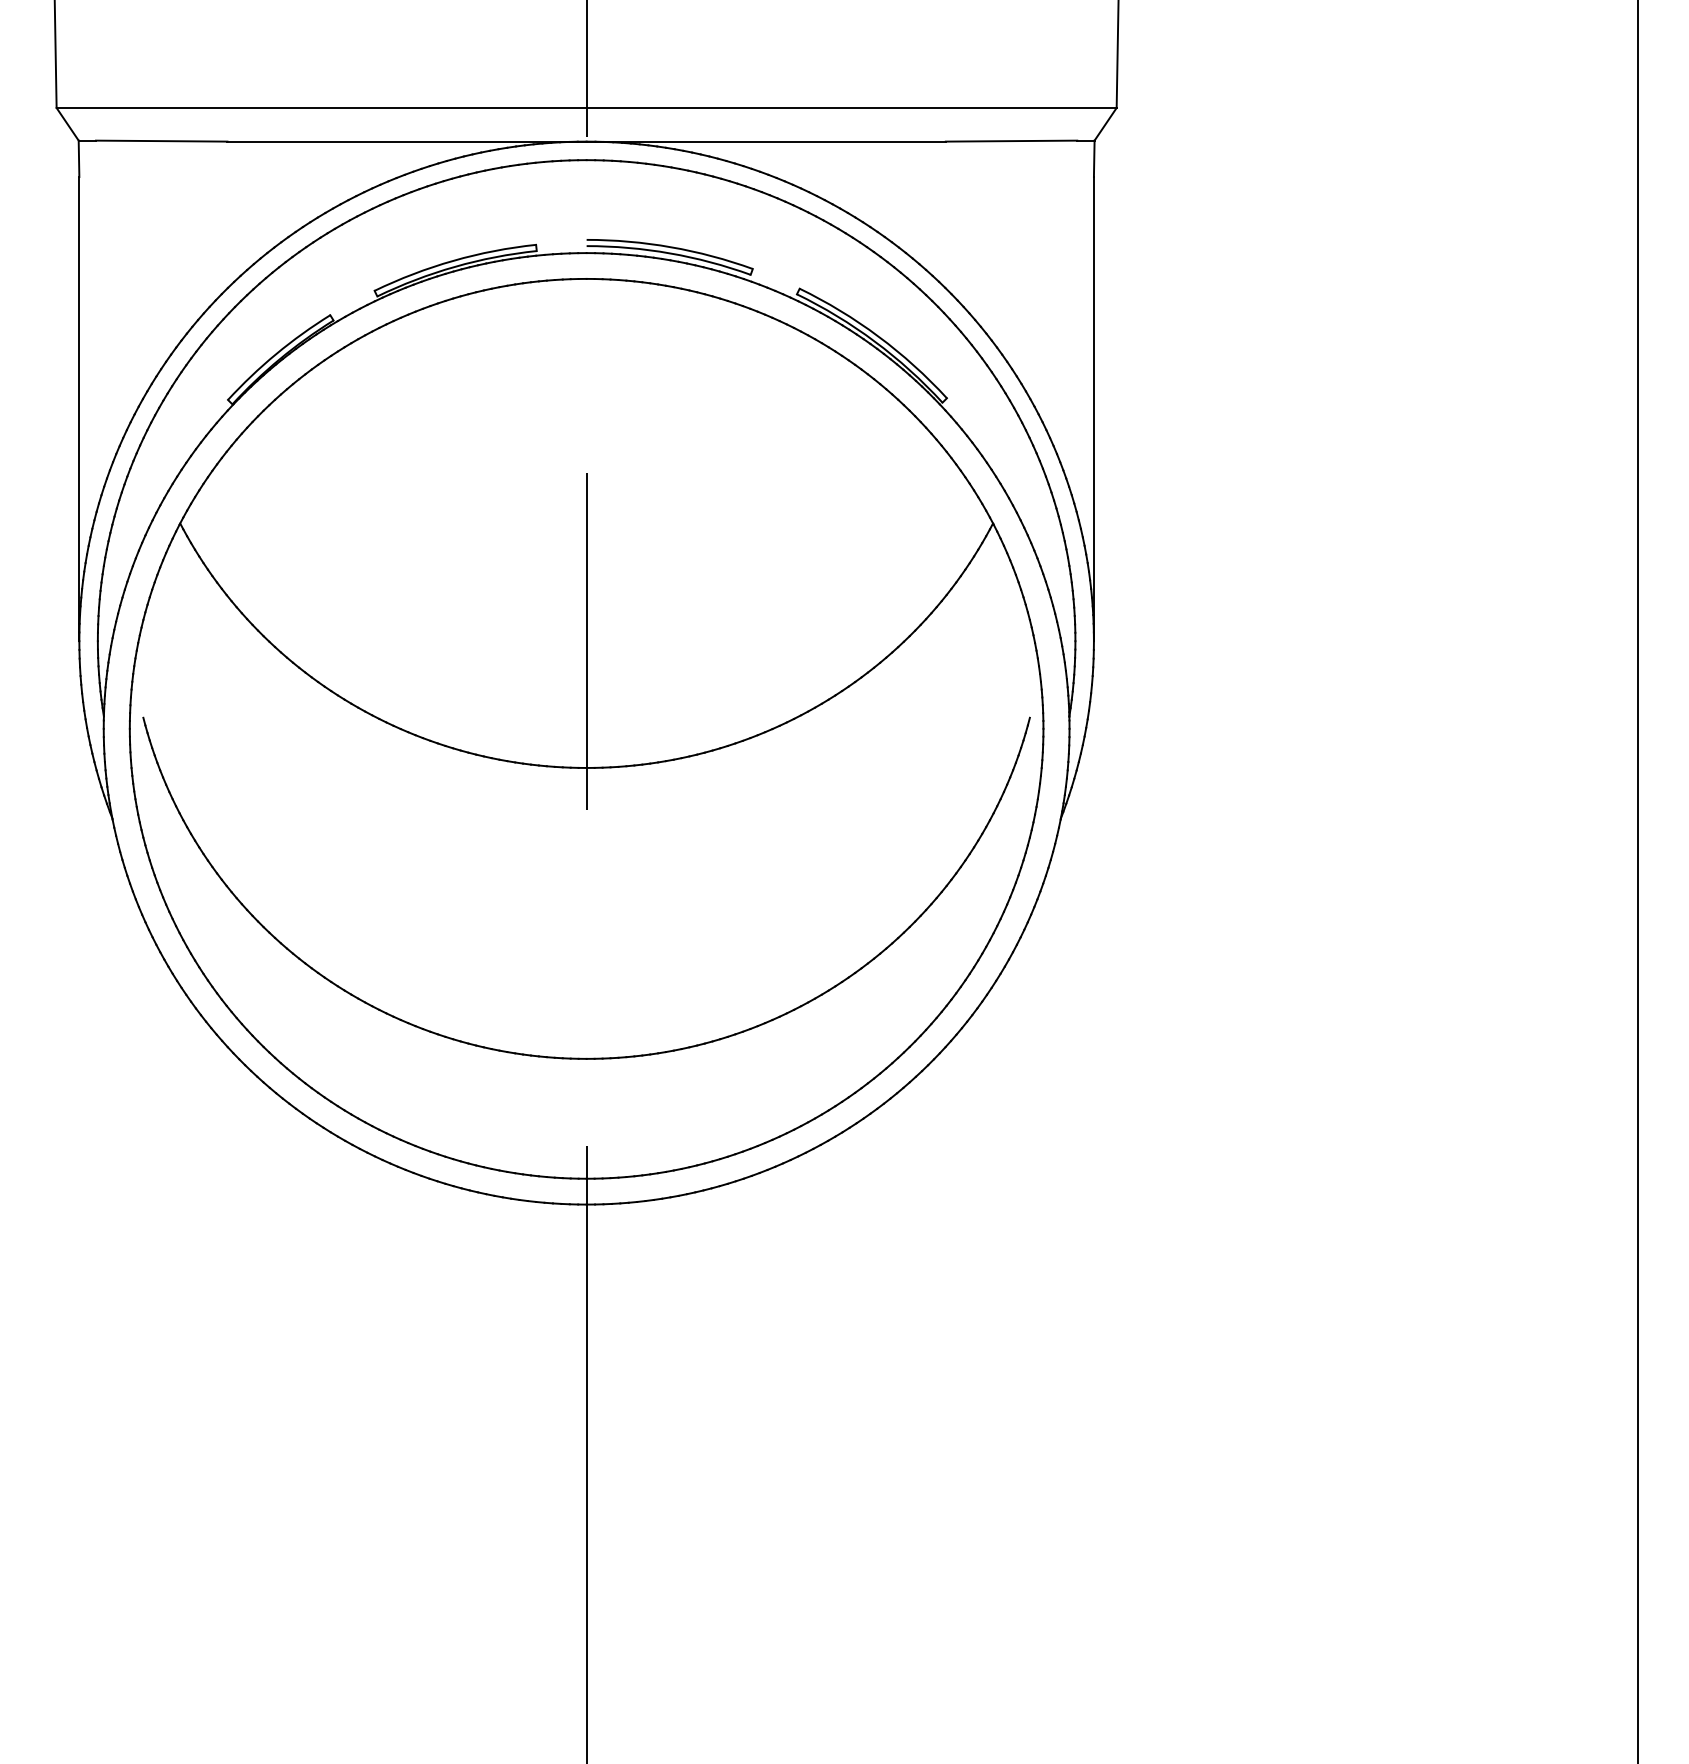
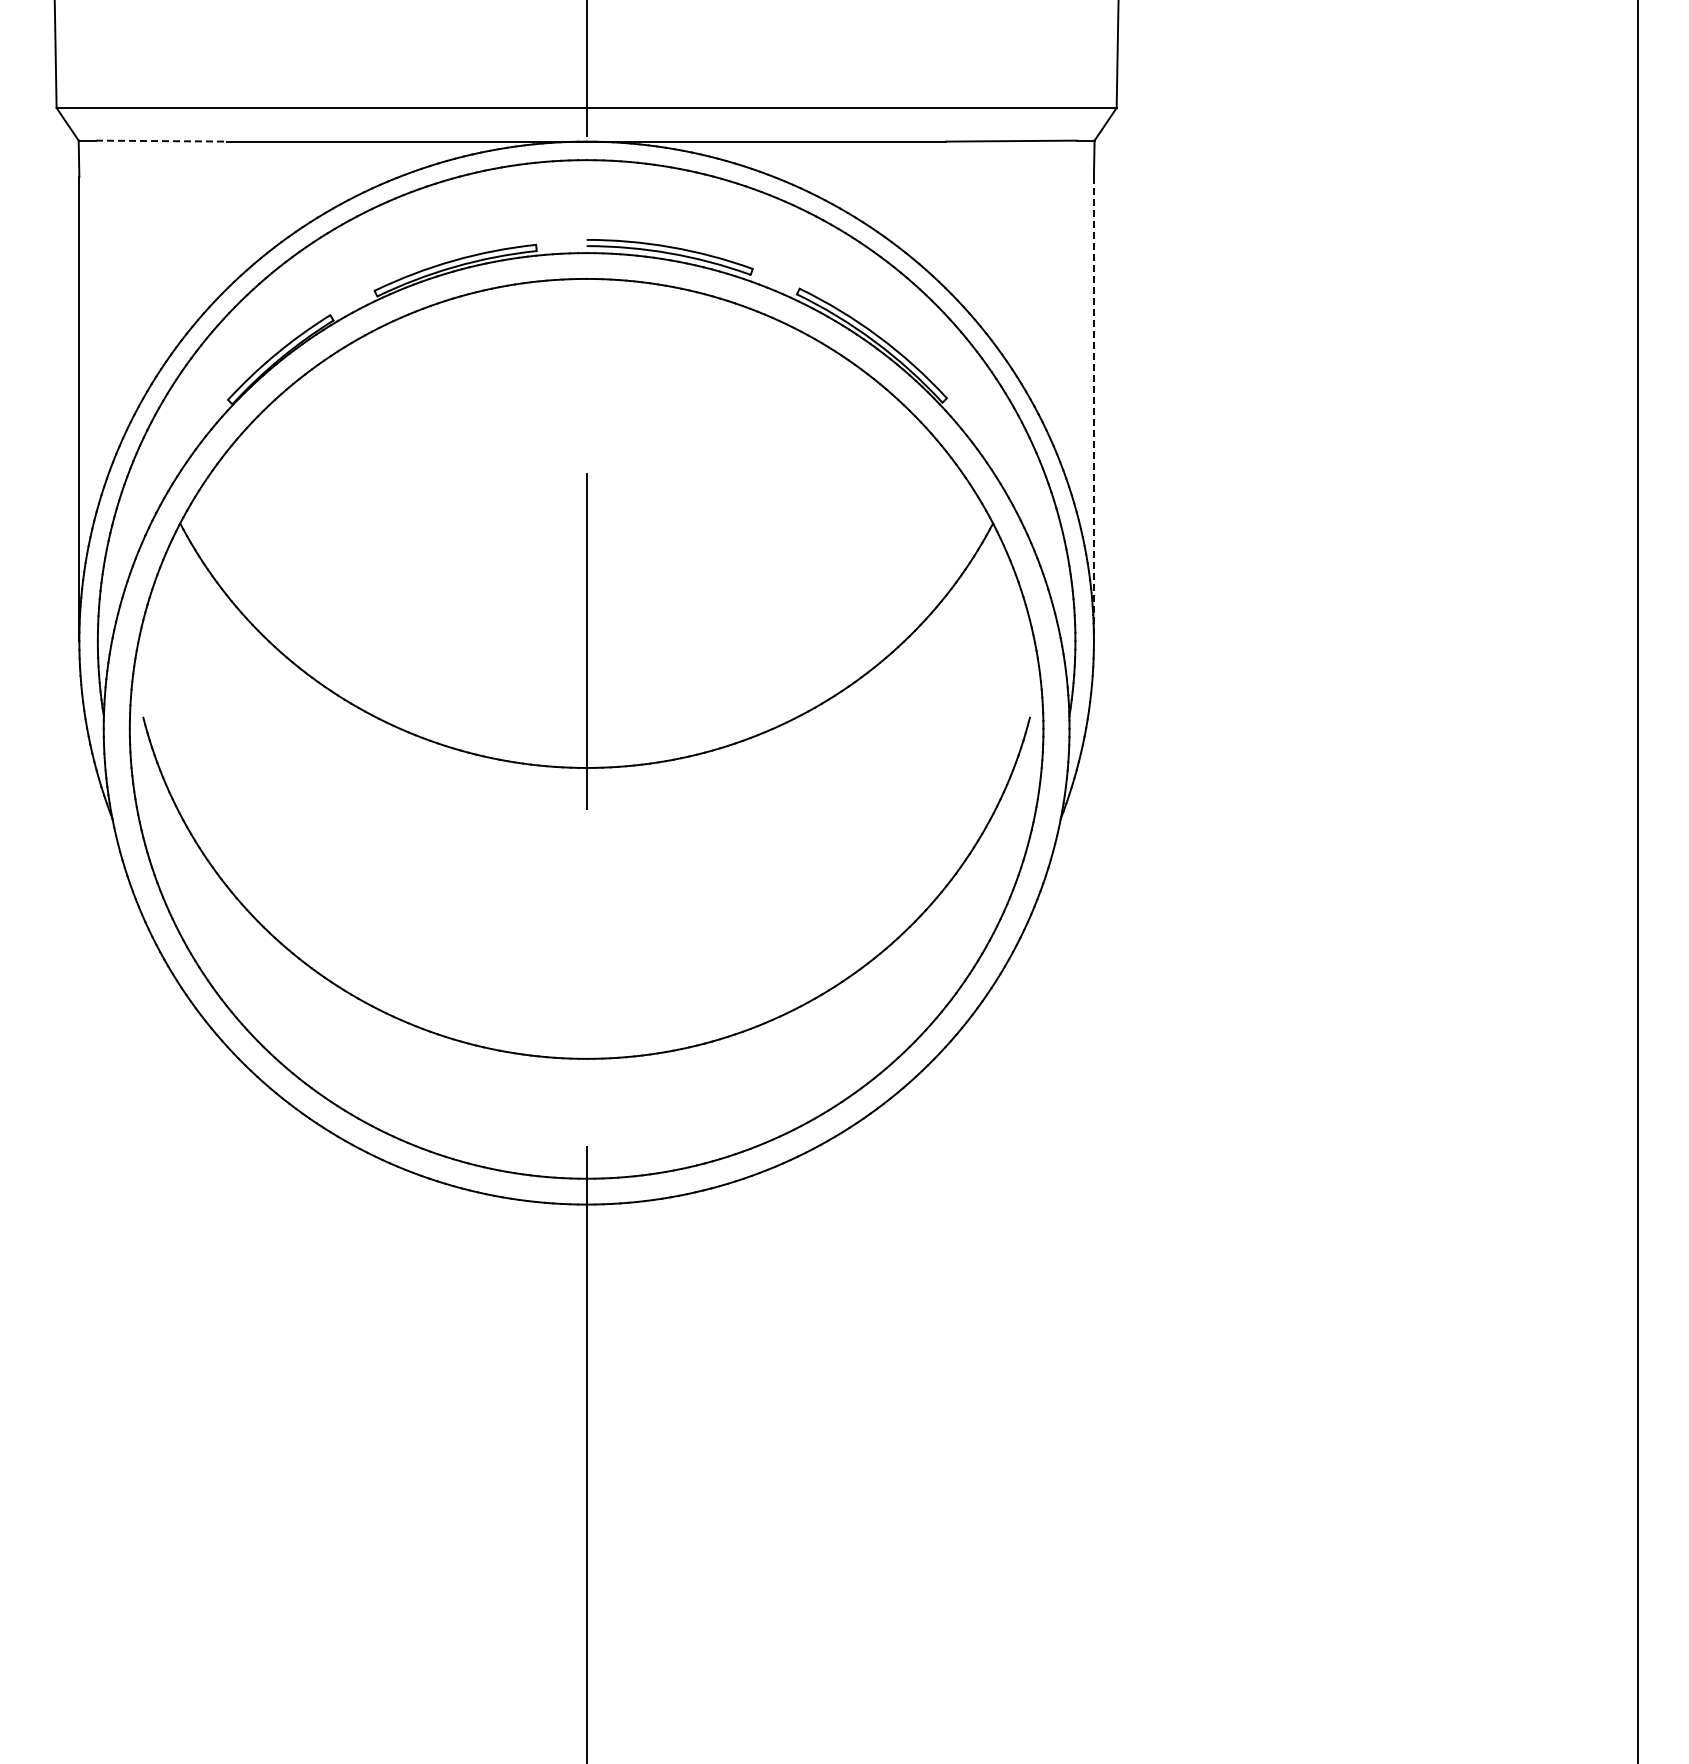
line: solid -> dashed (161, 141)
line: solid -> dashed (1093, 409)
